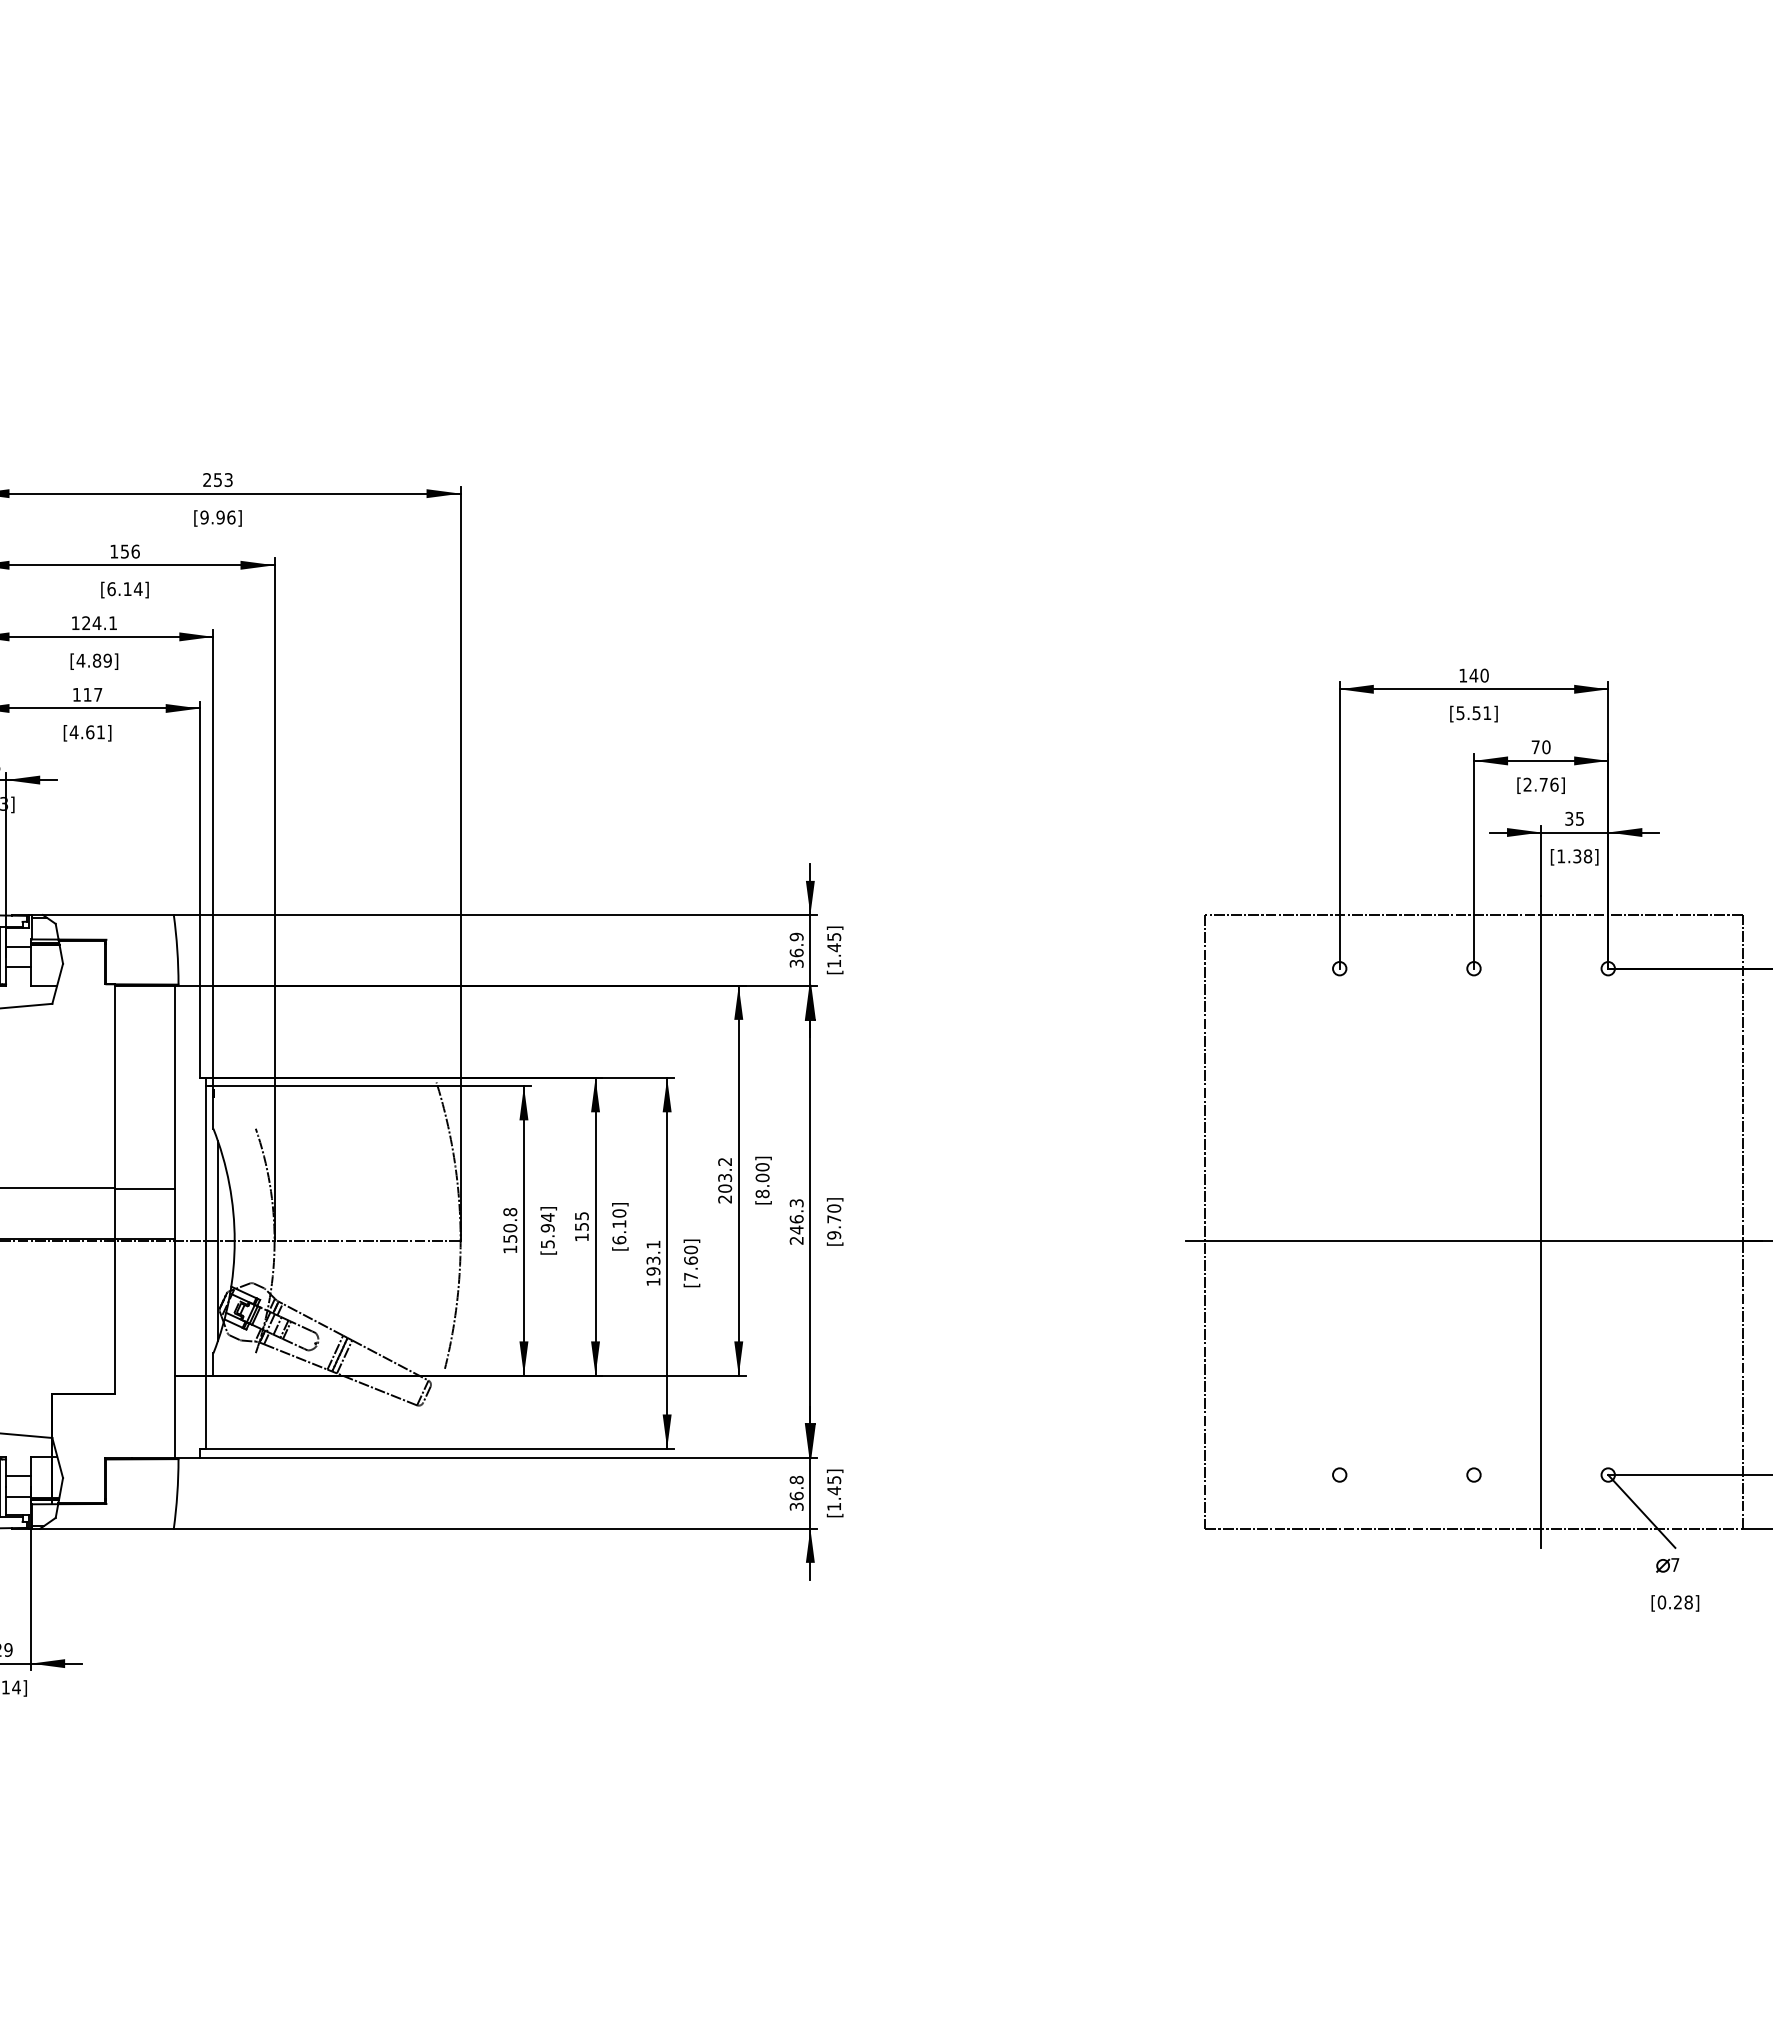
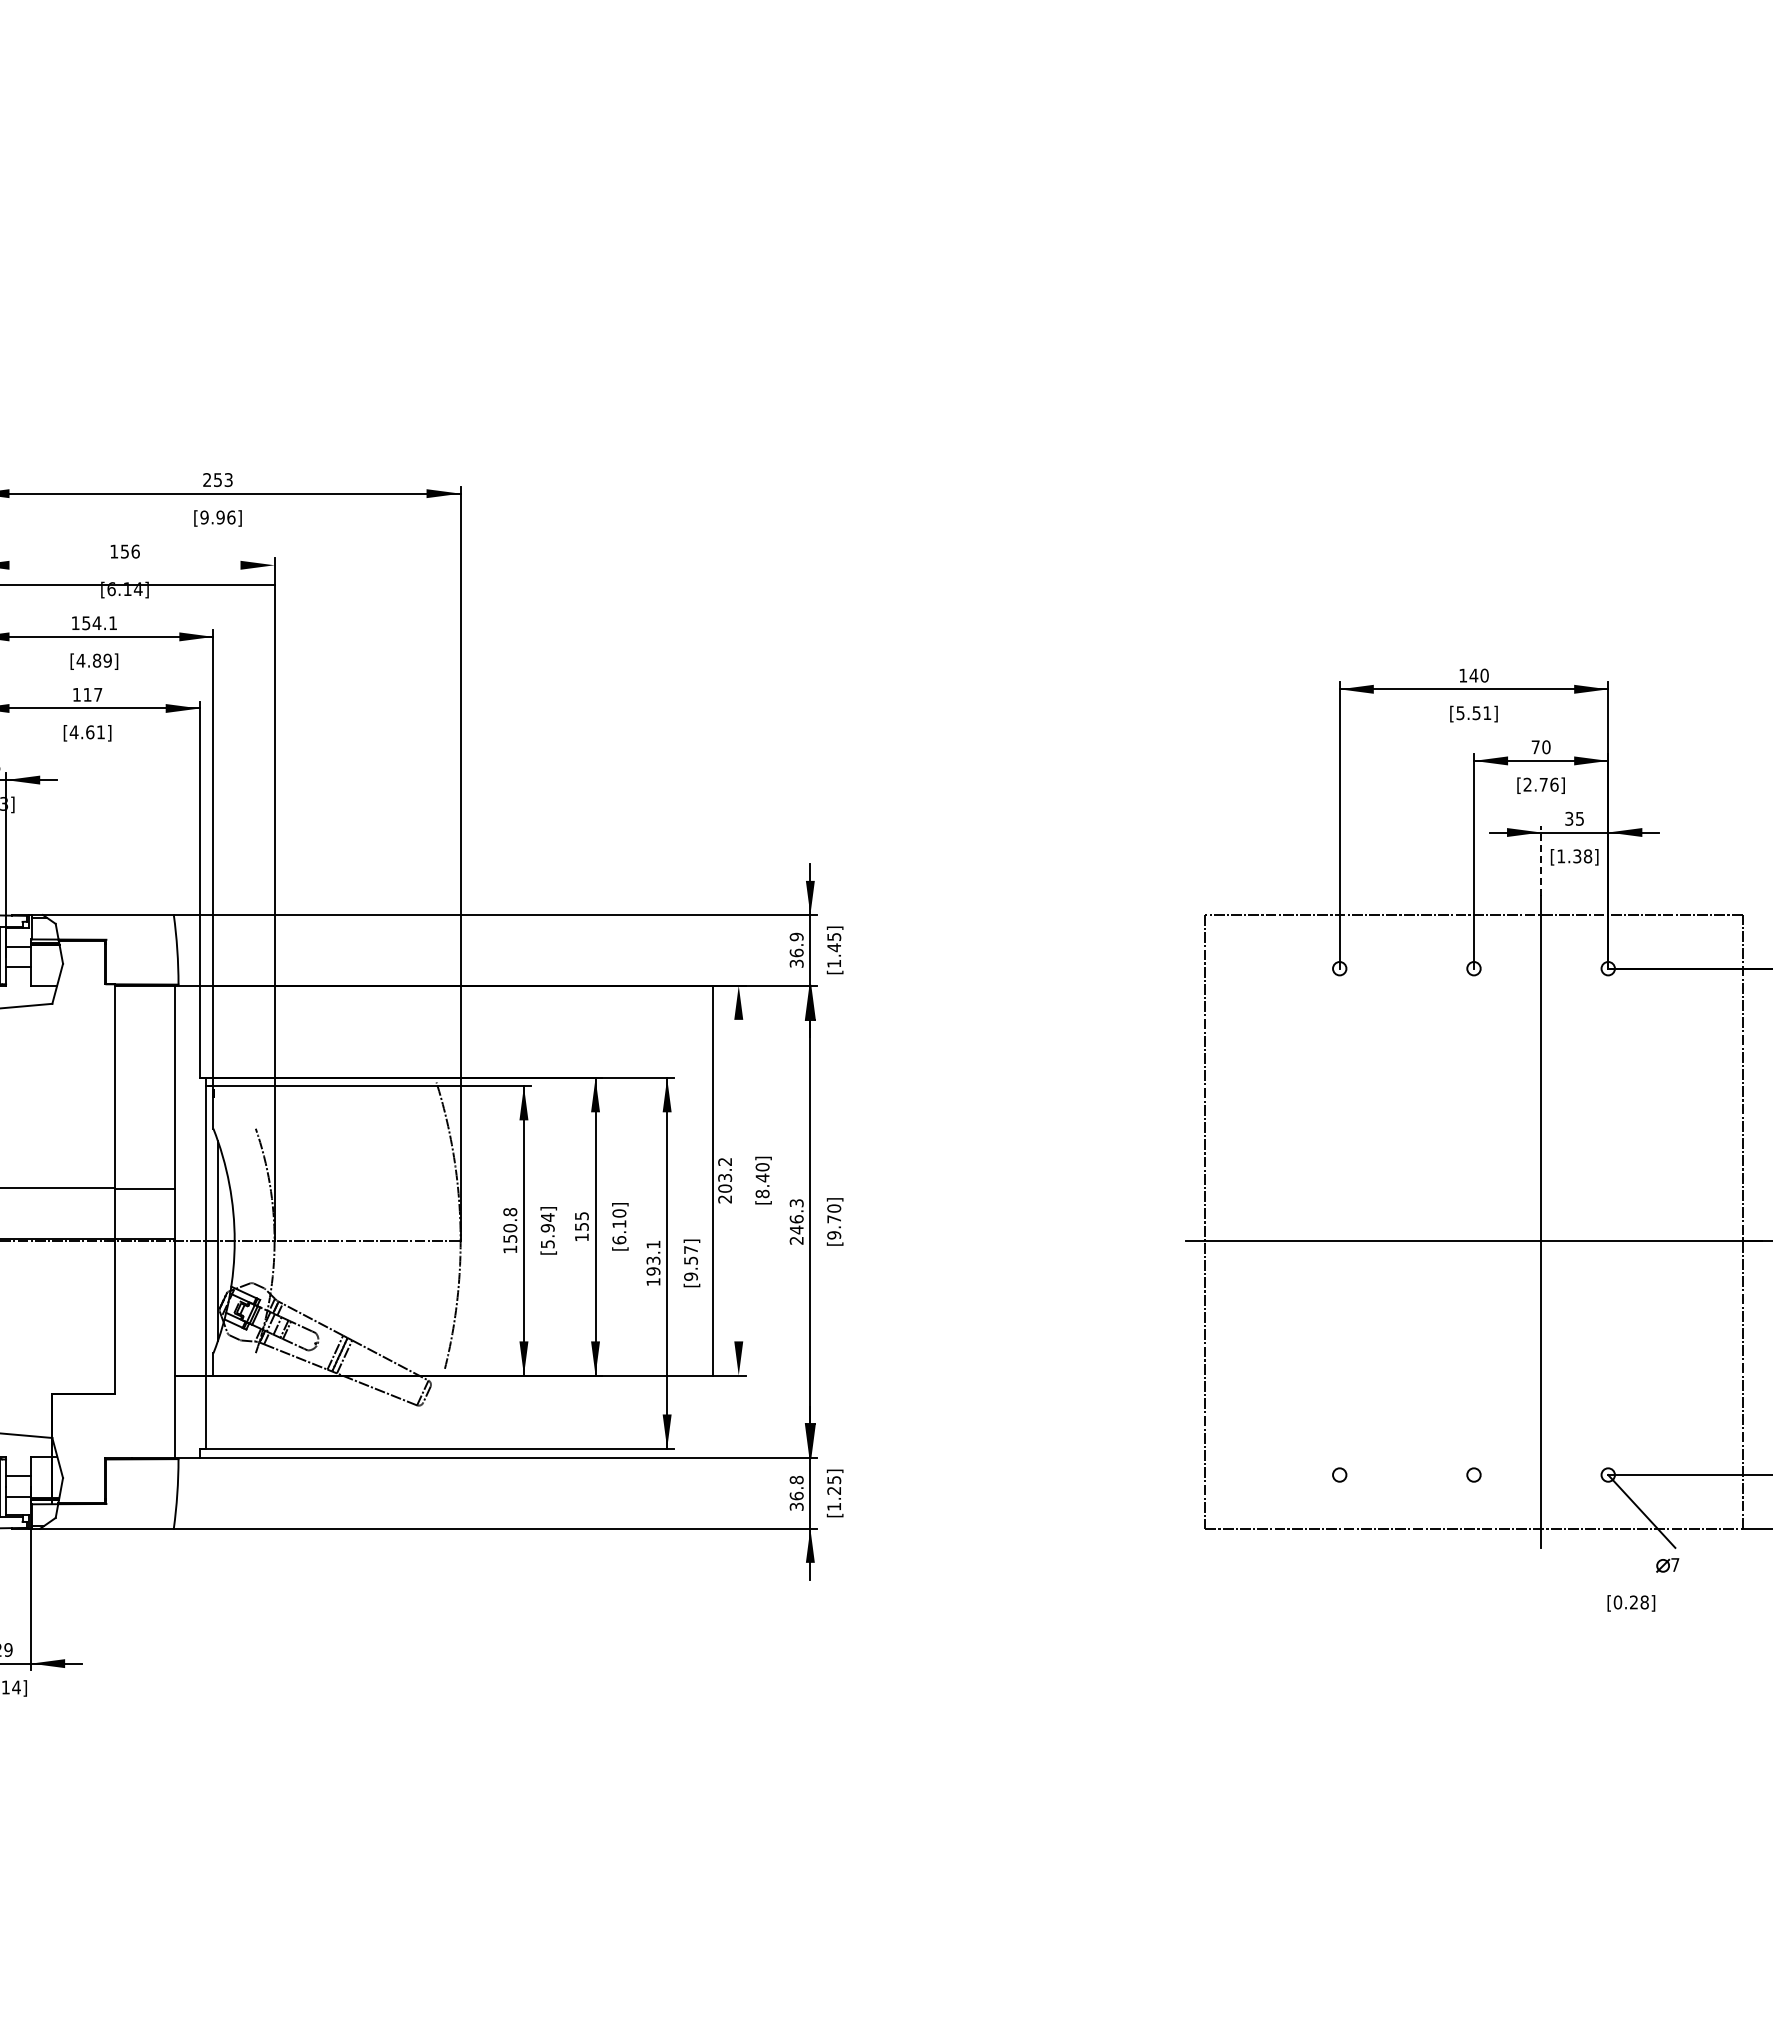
line position: (138, 565) -> (138, 585) (138, 585)
text: 124.1 -> 154.1 (86, 623)
line: solid -> dashed (1541, 860)
text: [8.00] -> [8.40] (762, 1177)
line position: (738, 1180) -> (712, 1180) (712, 1180)
text: [7.60] -> [9.57] (690, 1262)
text: [1.45] -> [1.25] (833, 1490)
text position: (1675, 1603) -> (1631, 1603) (1631, 1603)
